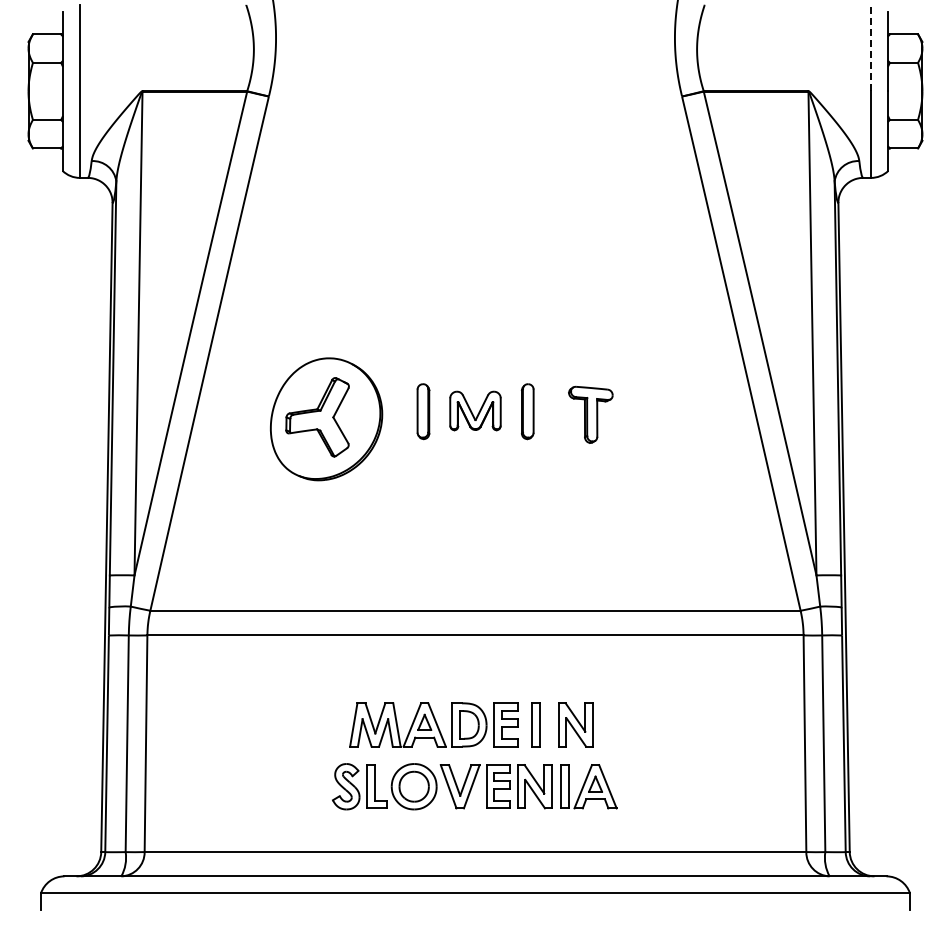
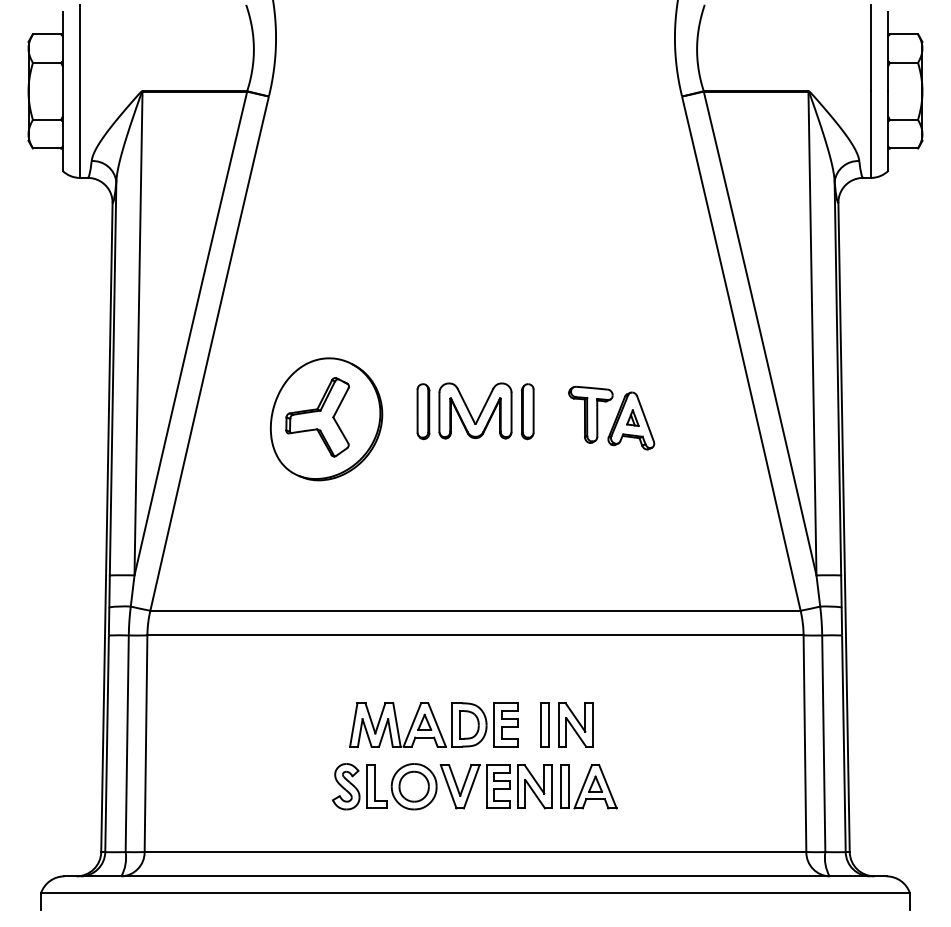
line: dashed -> solid (871, 47)
part size: 53x42 px -> 75x58 px (475, 410)
part: none -> present (631, 420)
part position: (535, 724) -> (544, 724) (544, 724)
